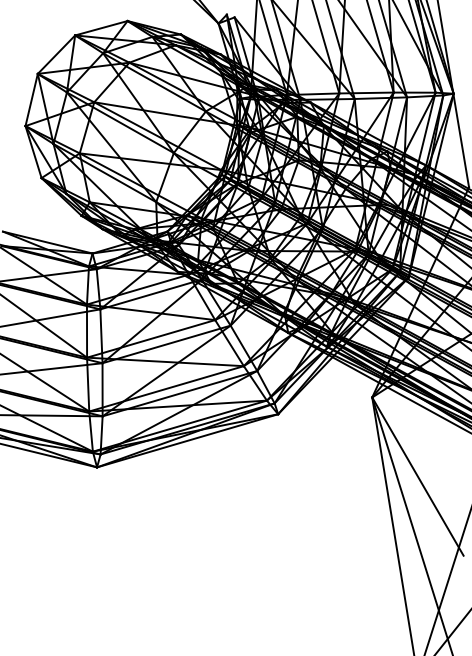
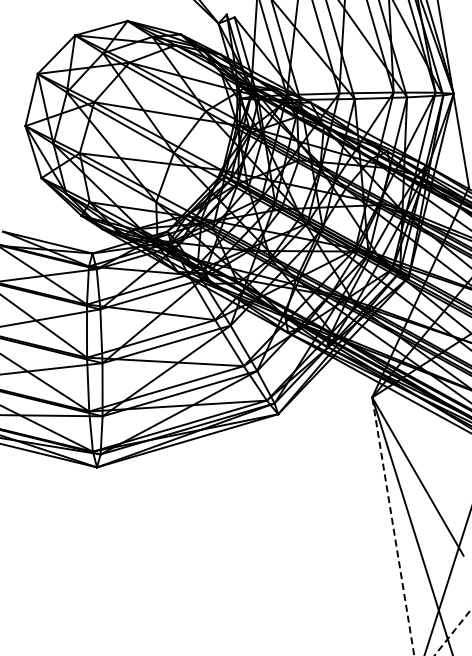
line: solid -> dashed (393, 526)
line: solid -> dashed (453, 632)
